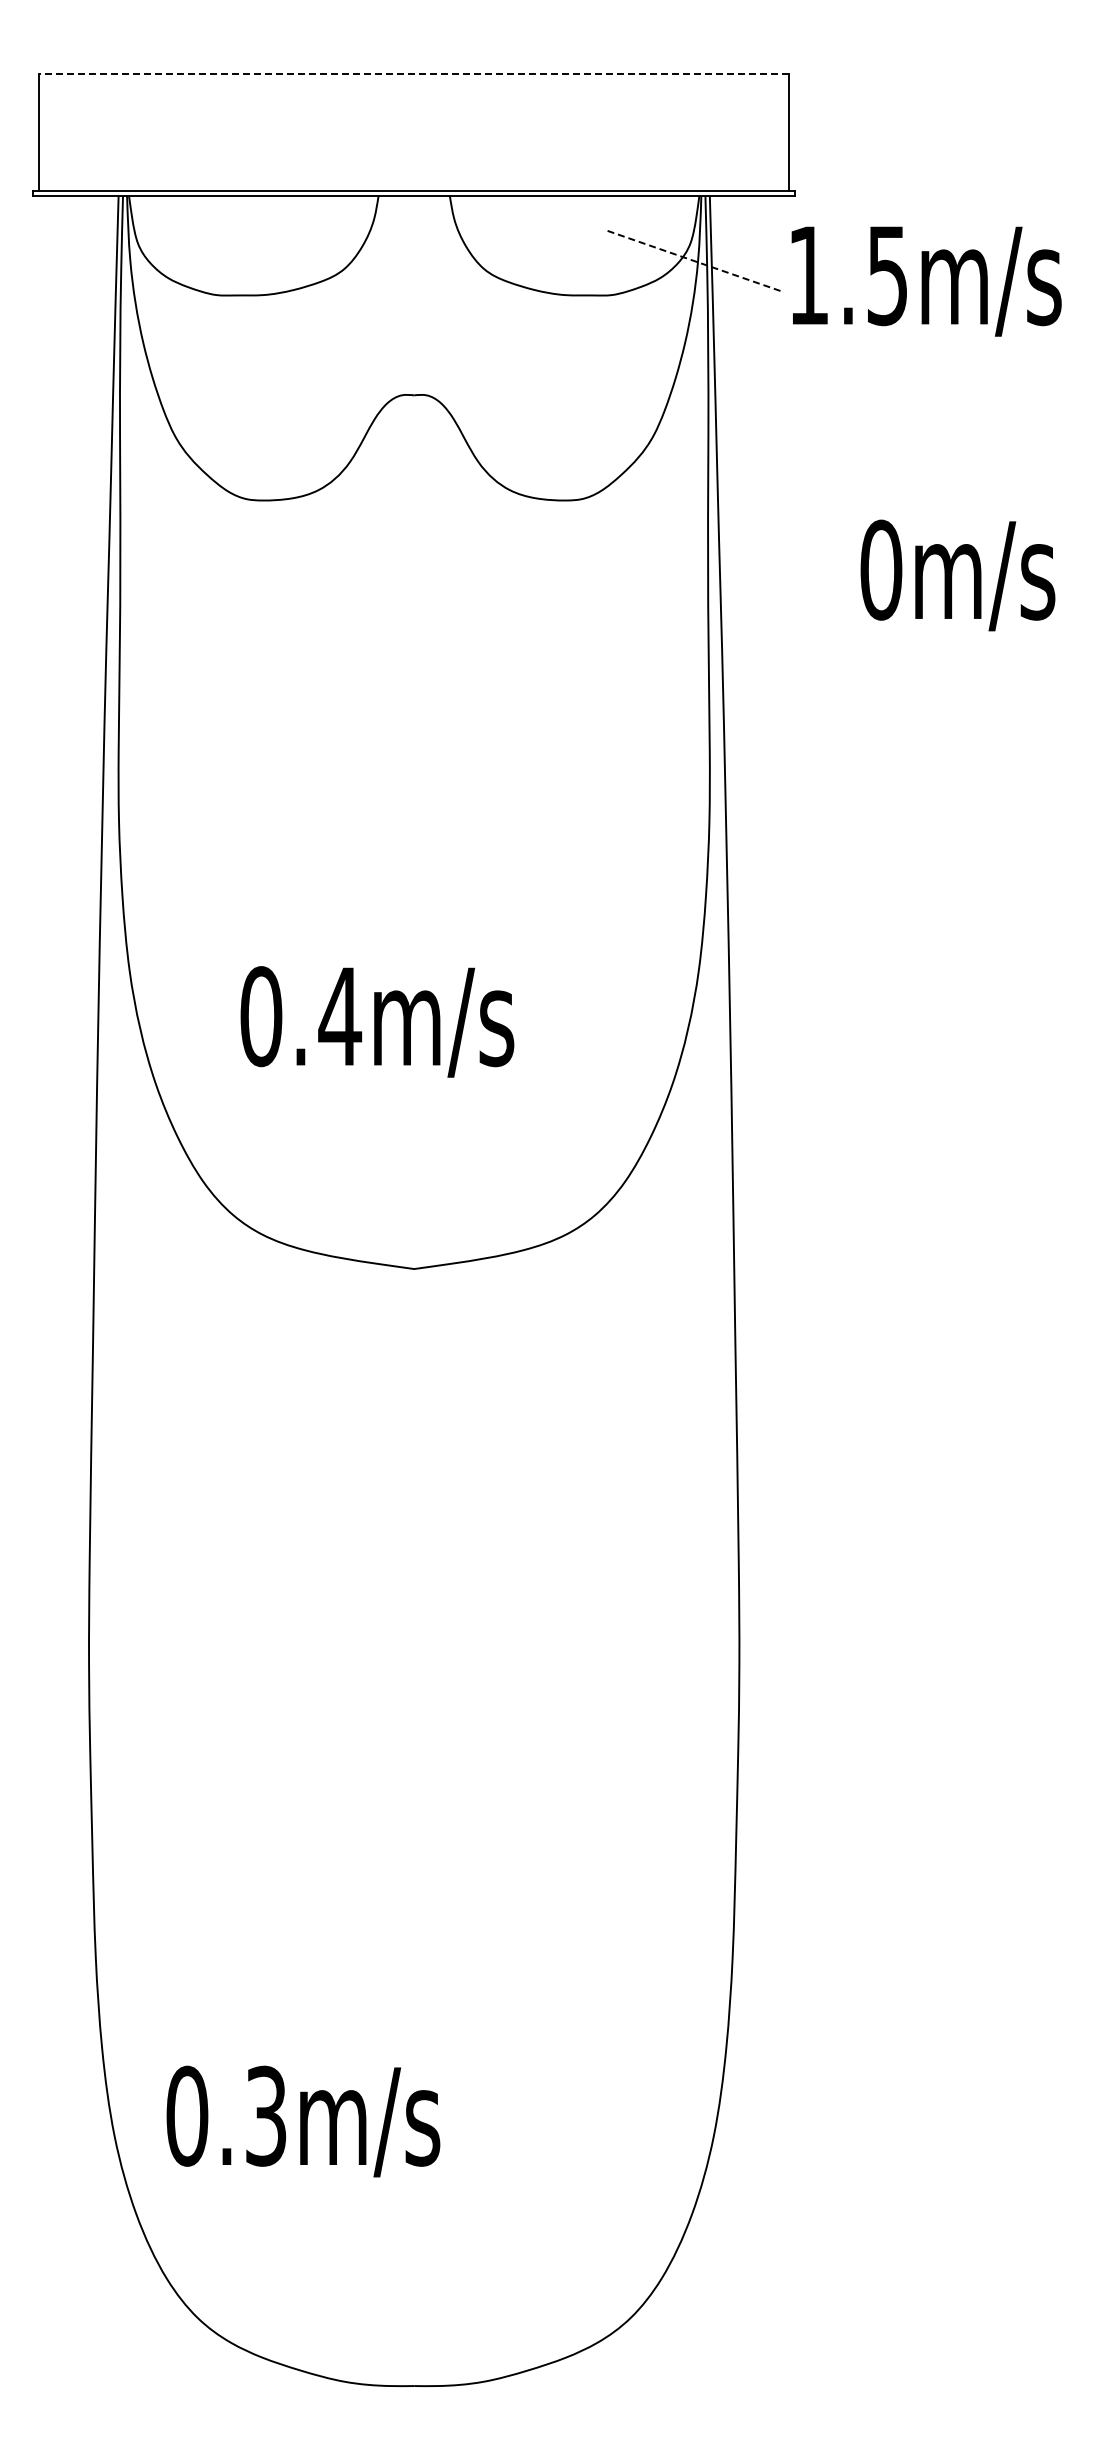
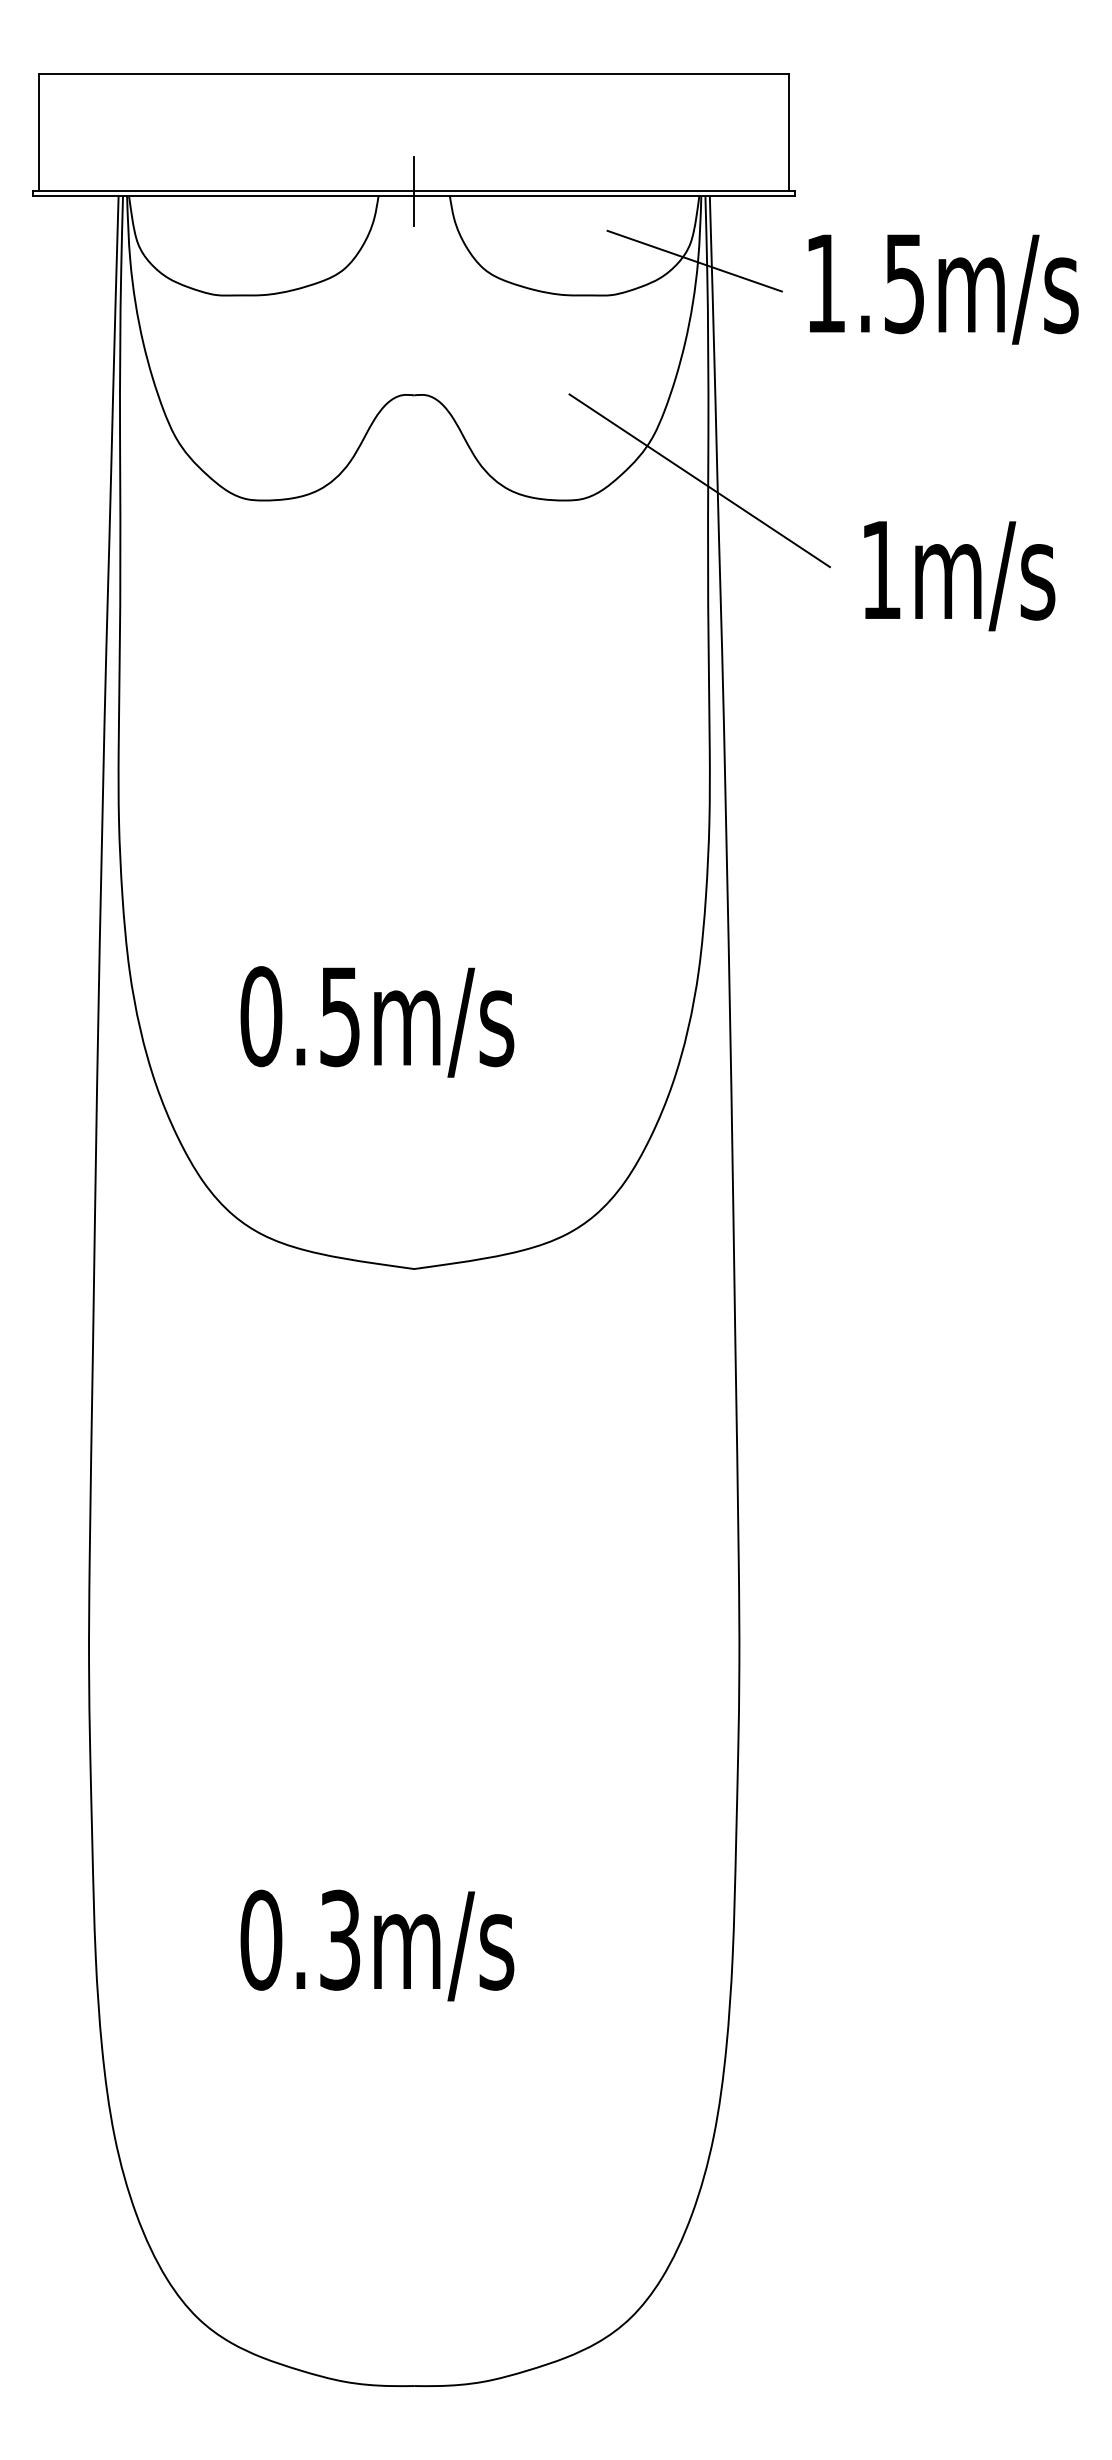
line: dashed -> solid (414, 73)
line: none -> present (414, 191)
line: dashed -> solid (695, 261)
text position: (926, 281) -> (943, 289) (943, 289)
line: none -> present (699, 480)
text: 0m/s -> 1m/s (881, 569)
text: 0.4m/s -> 0.5m/s (340, 1017)
text position: (303, 2121) -> (377, 1945) (377, 1945)
